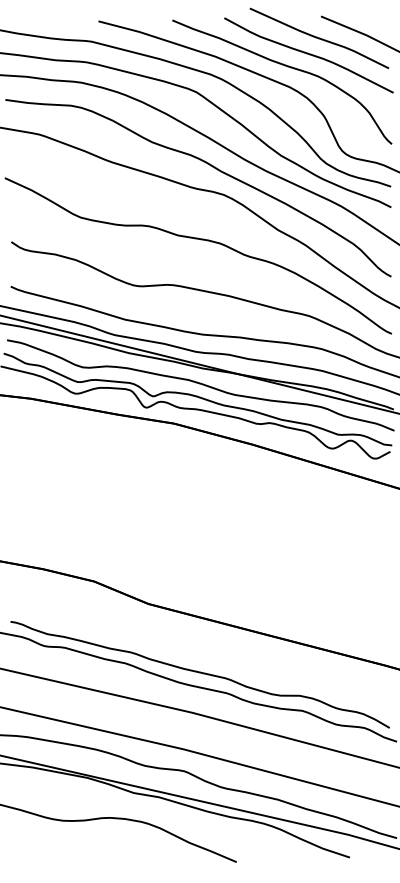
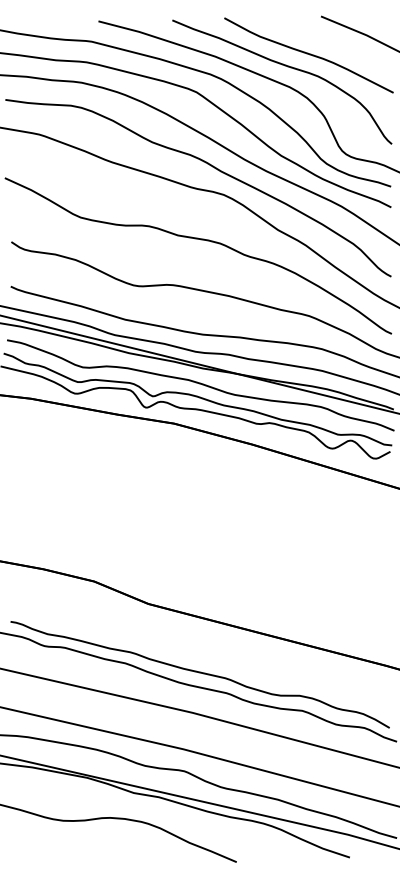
curve: present -> none (319, 37)
